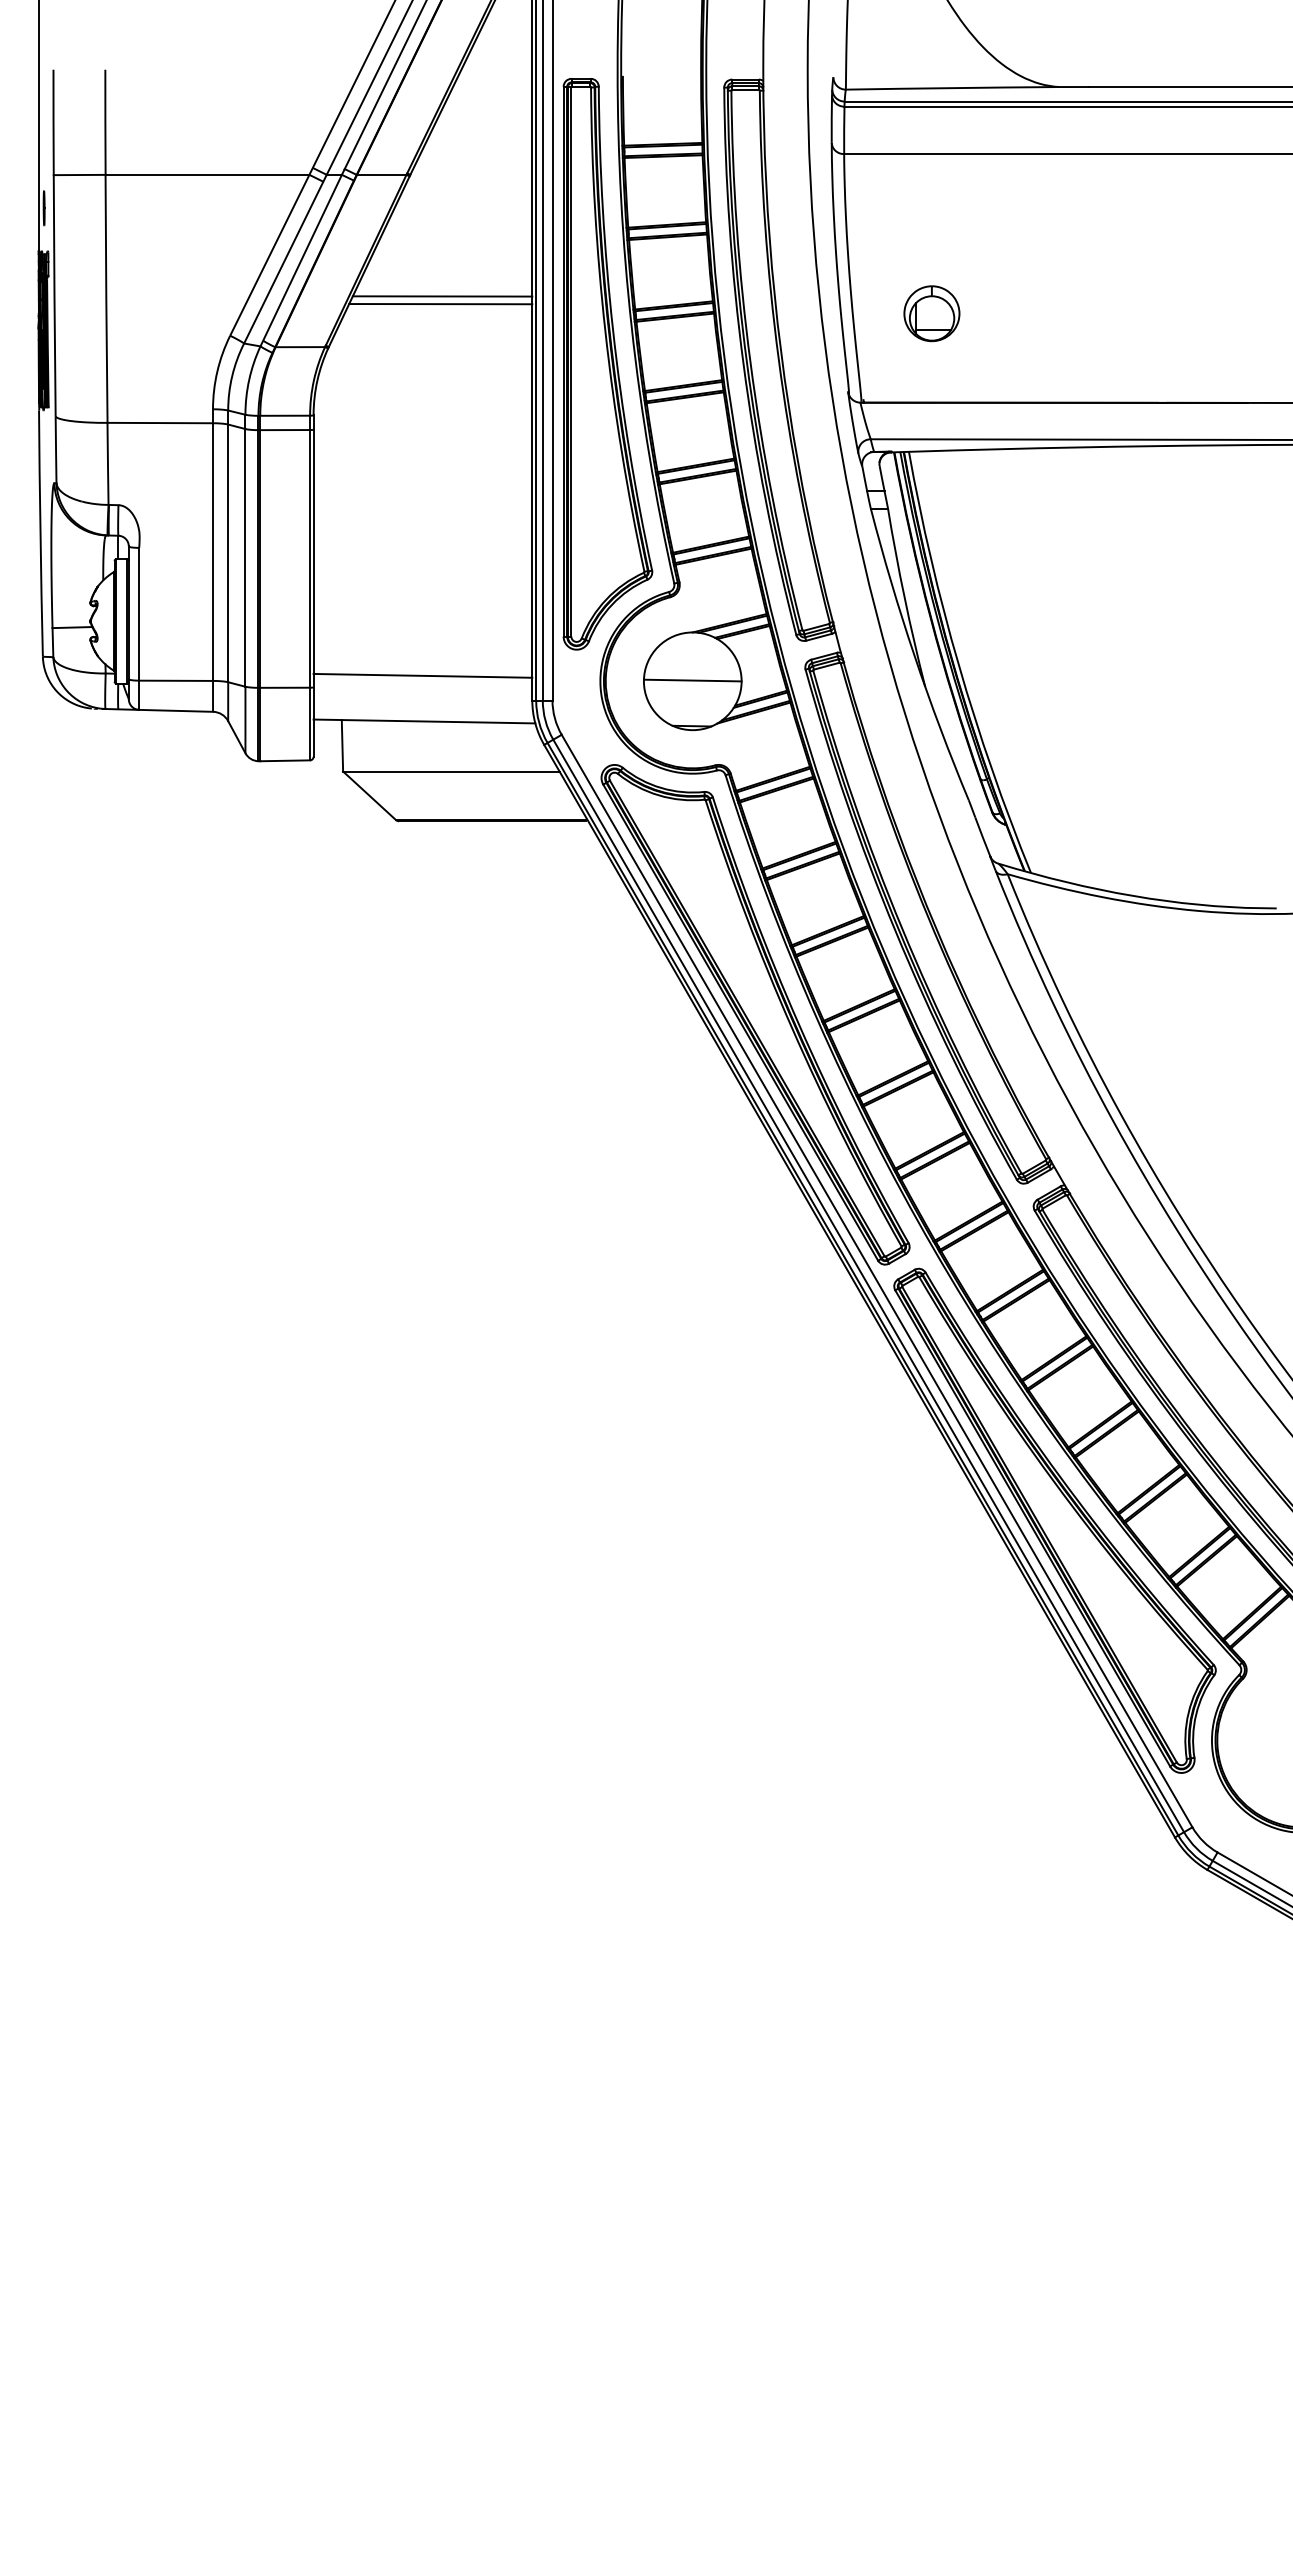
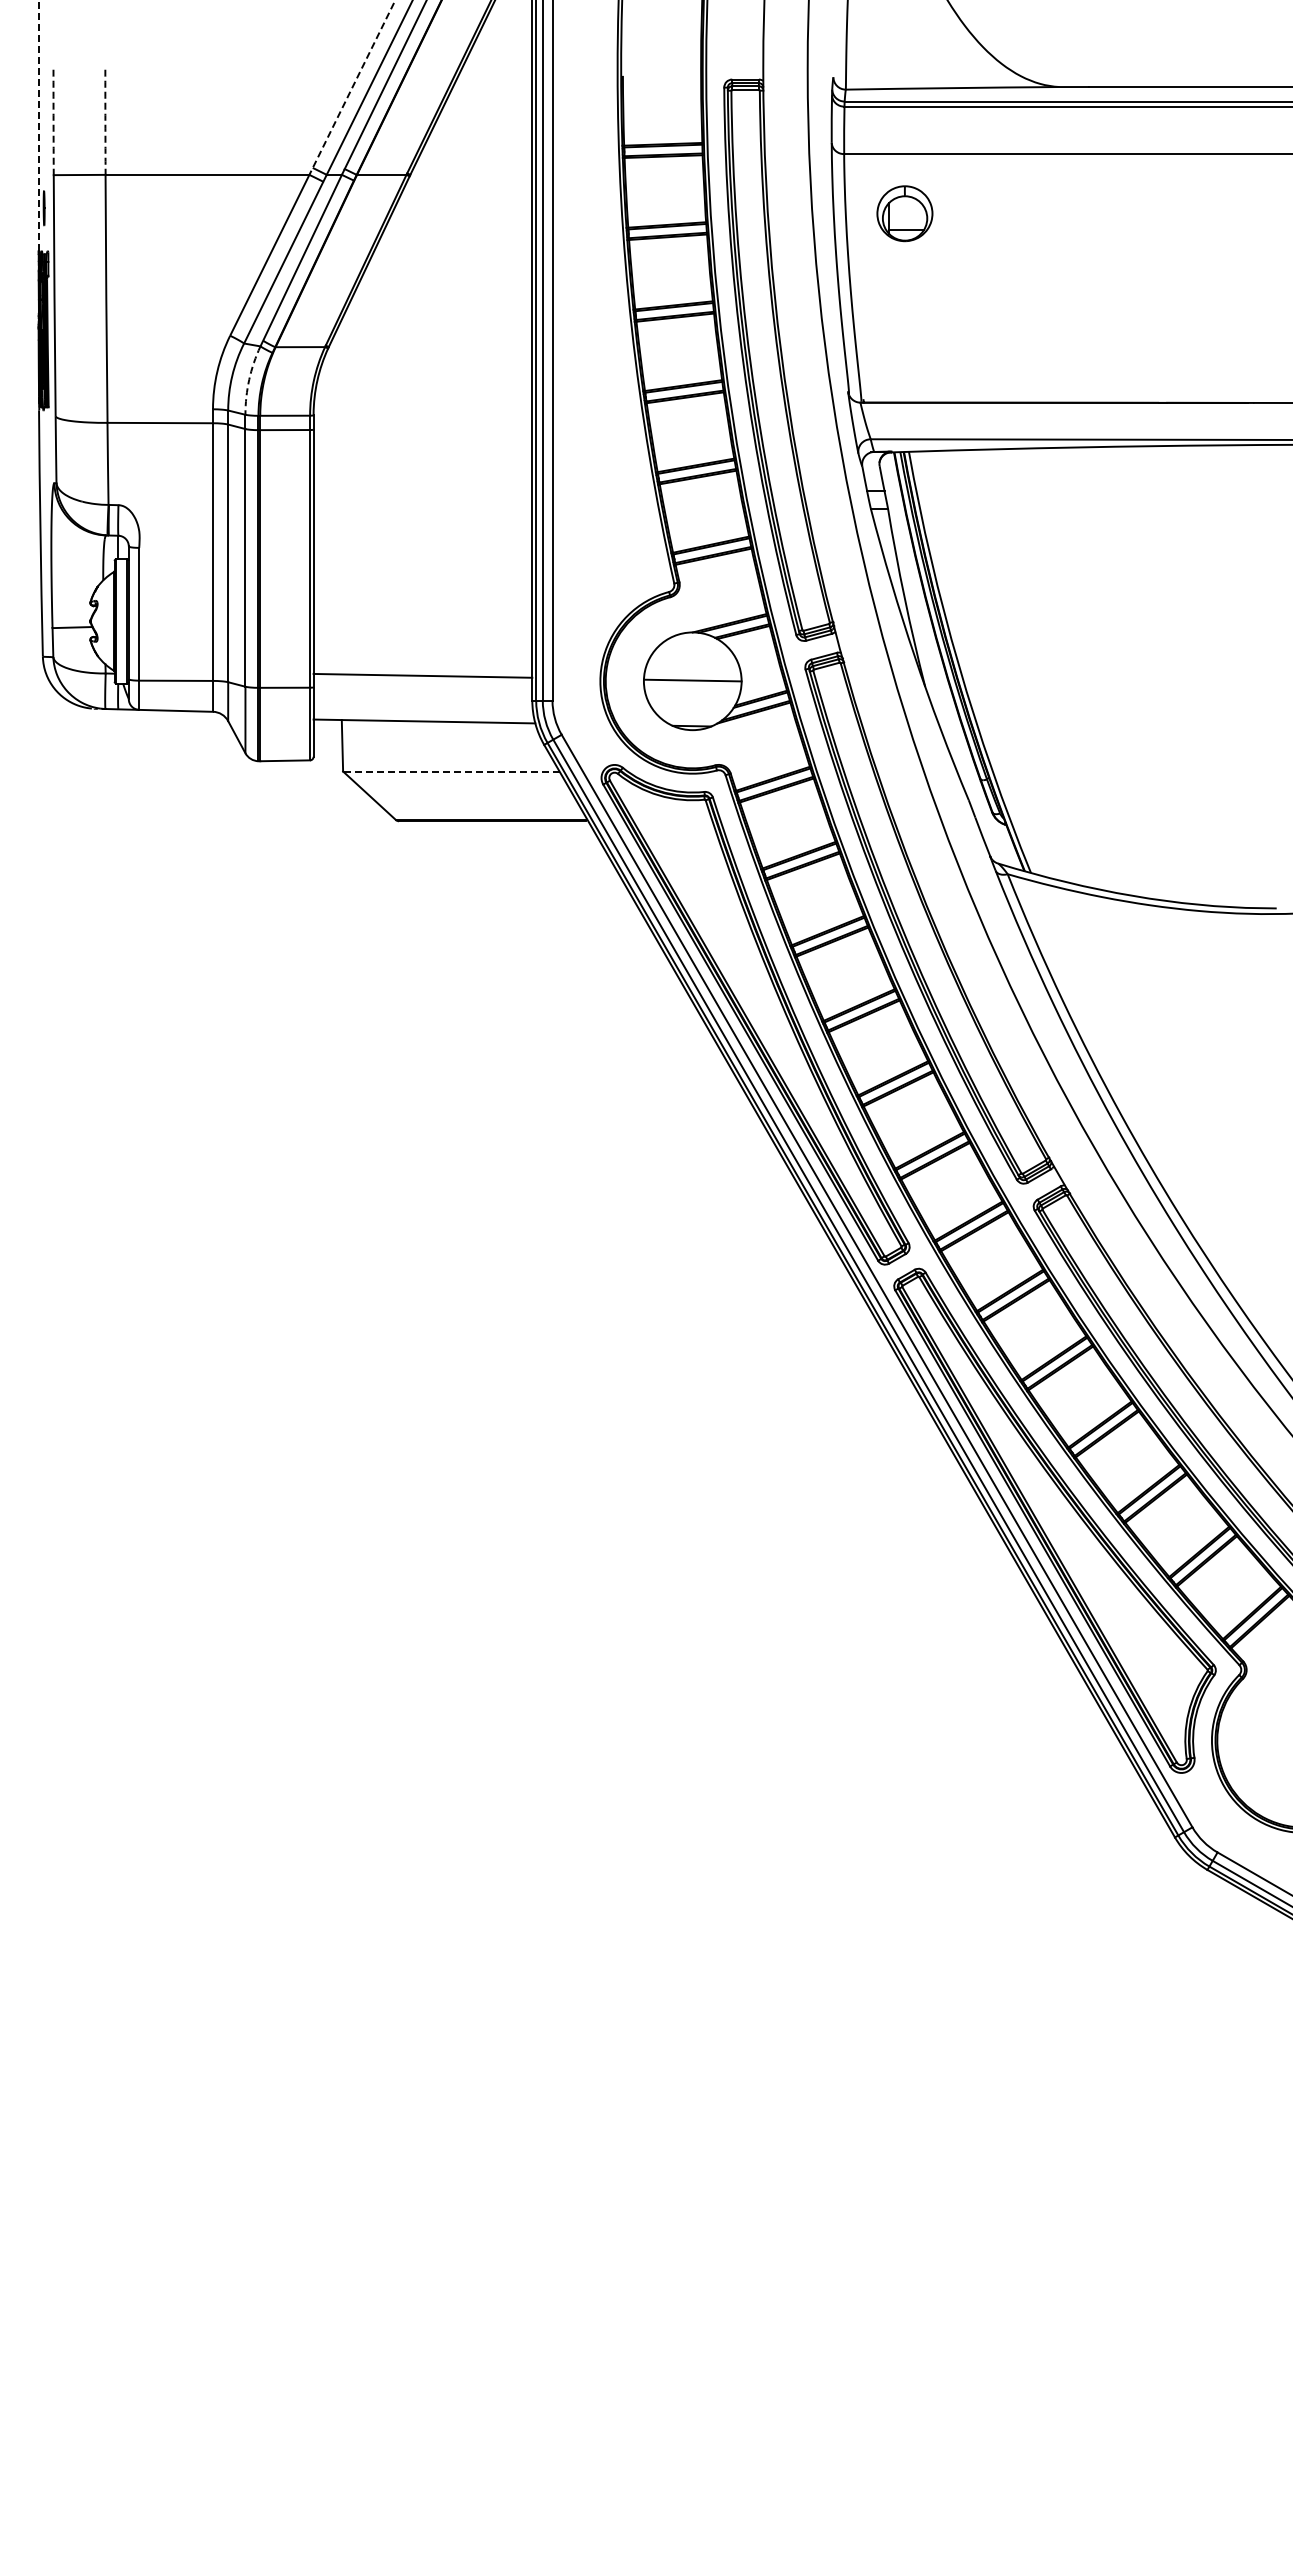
line: solid -> dashed (352, 87)
arc: solid -> dashed (53, 122)
arc: solid -> dashed (105, 122)
line: solid -> dashed (38, 125)
line: present -> none (442, 296)
line: present -> none (440, 304)
part position: (931, 313) -> (904, 213) (904, 213)
part: present -> none (607, 364)
arc: solid -> dashed (249, 379)
line: solid -> dashed (450, 771)
